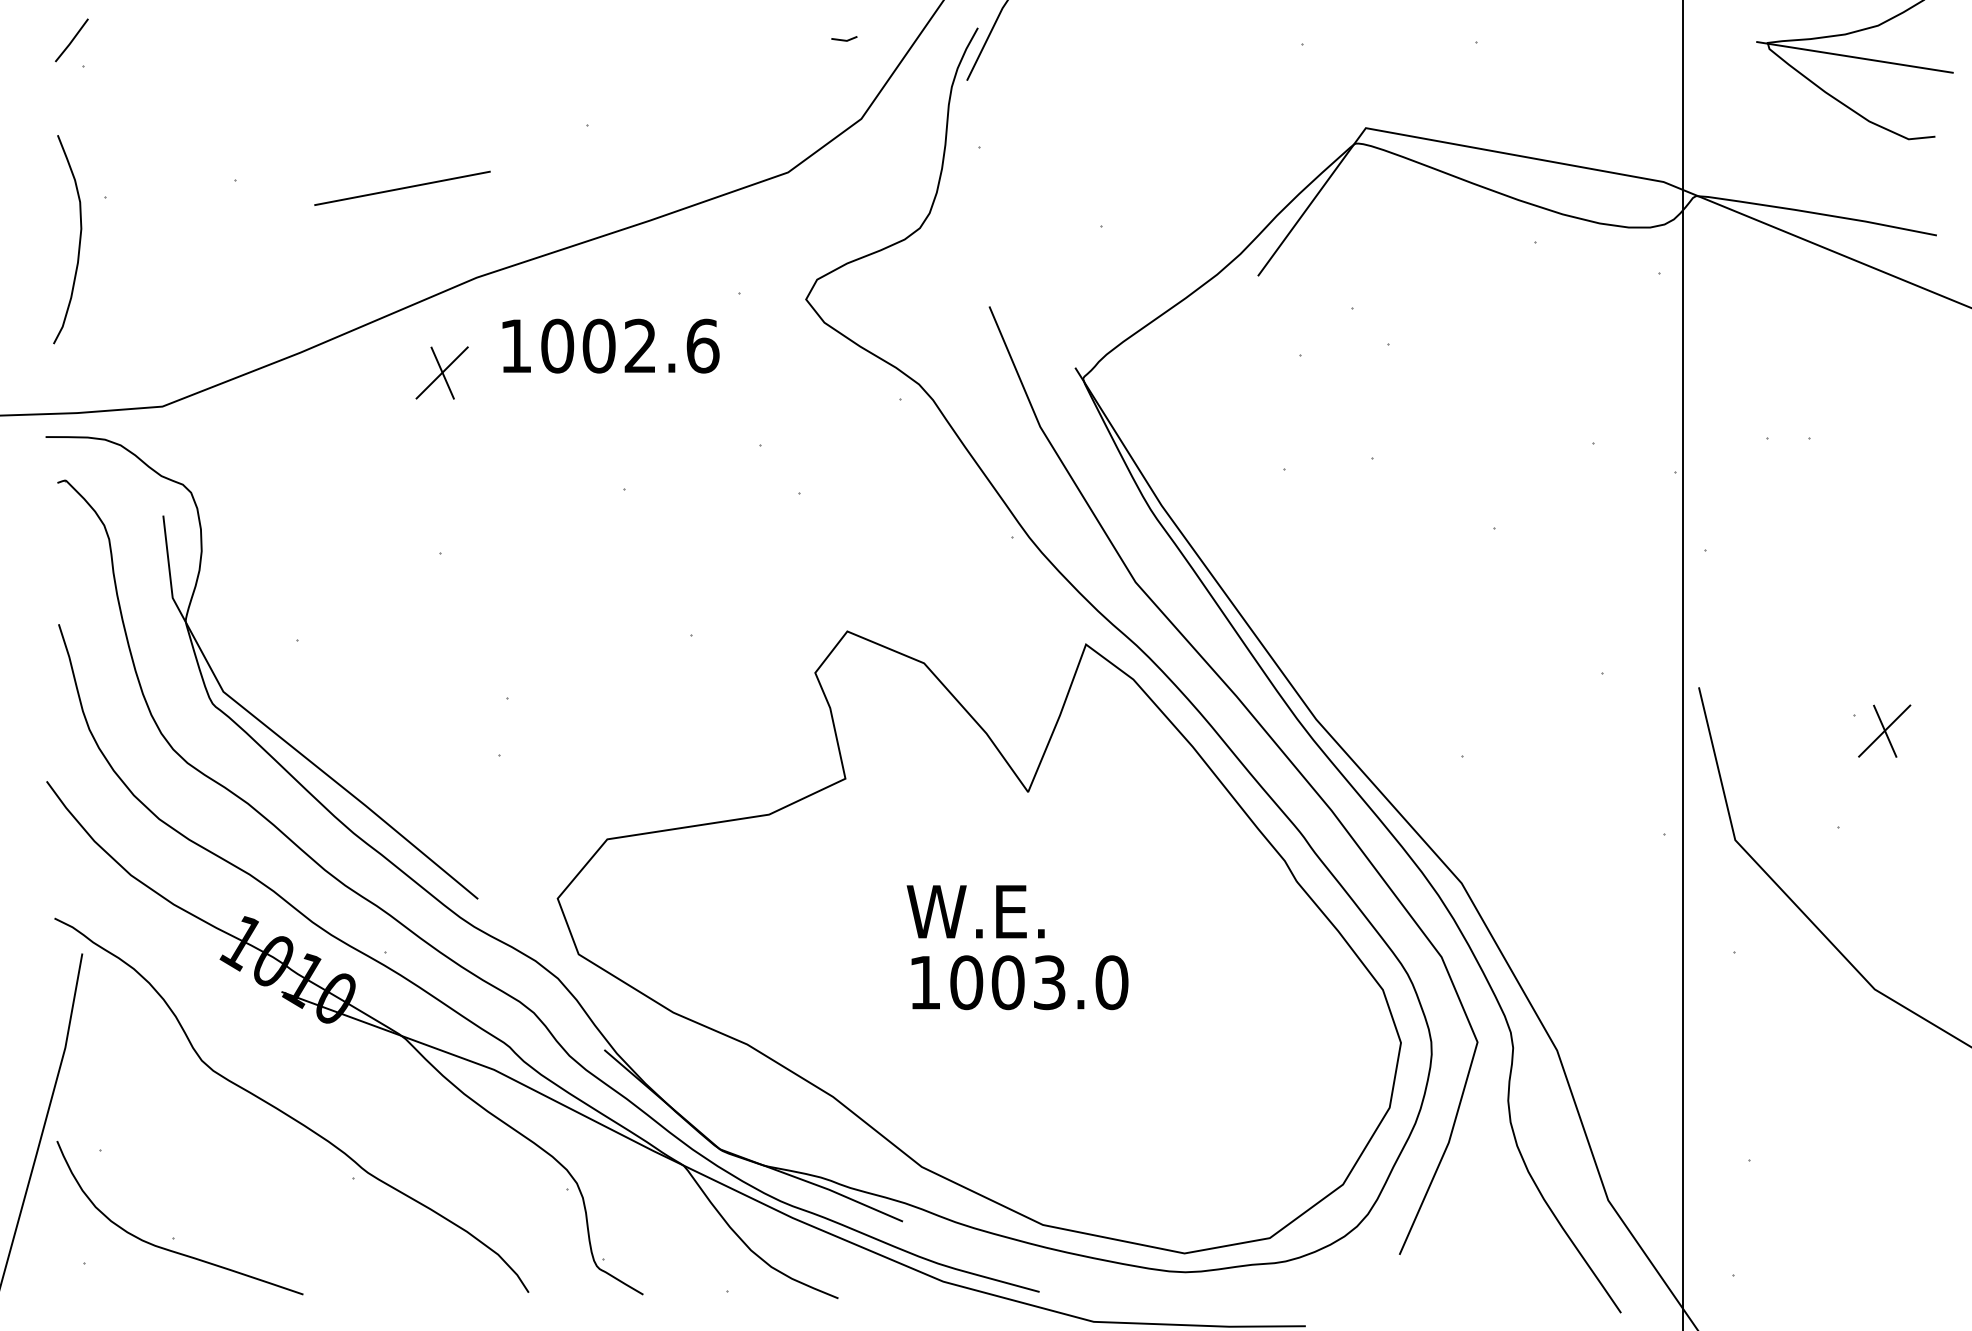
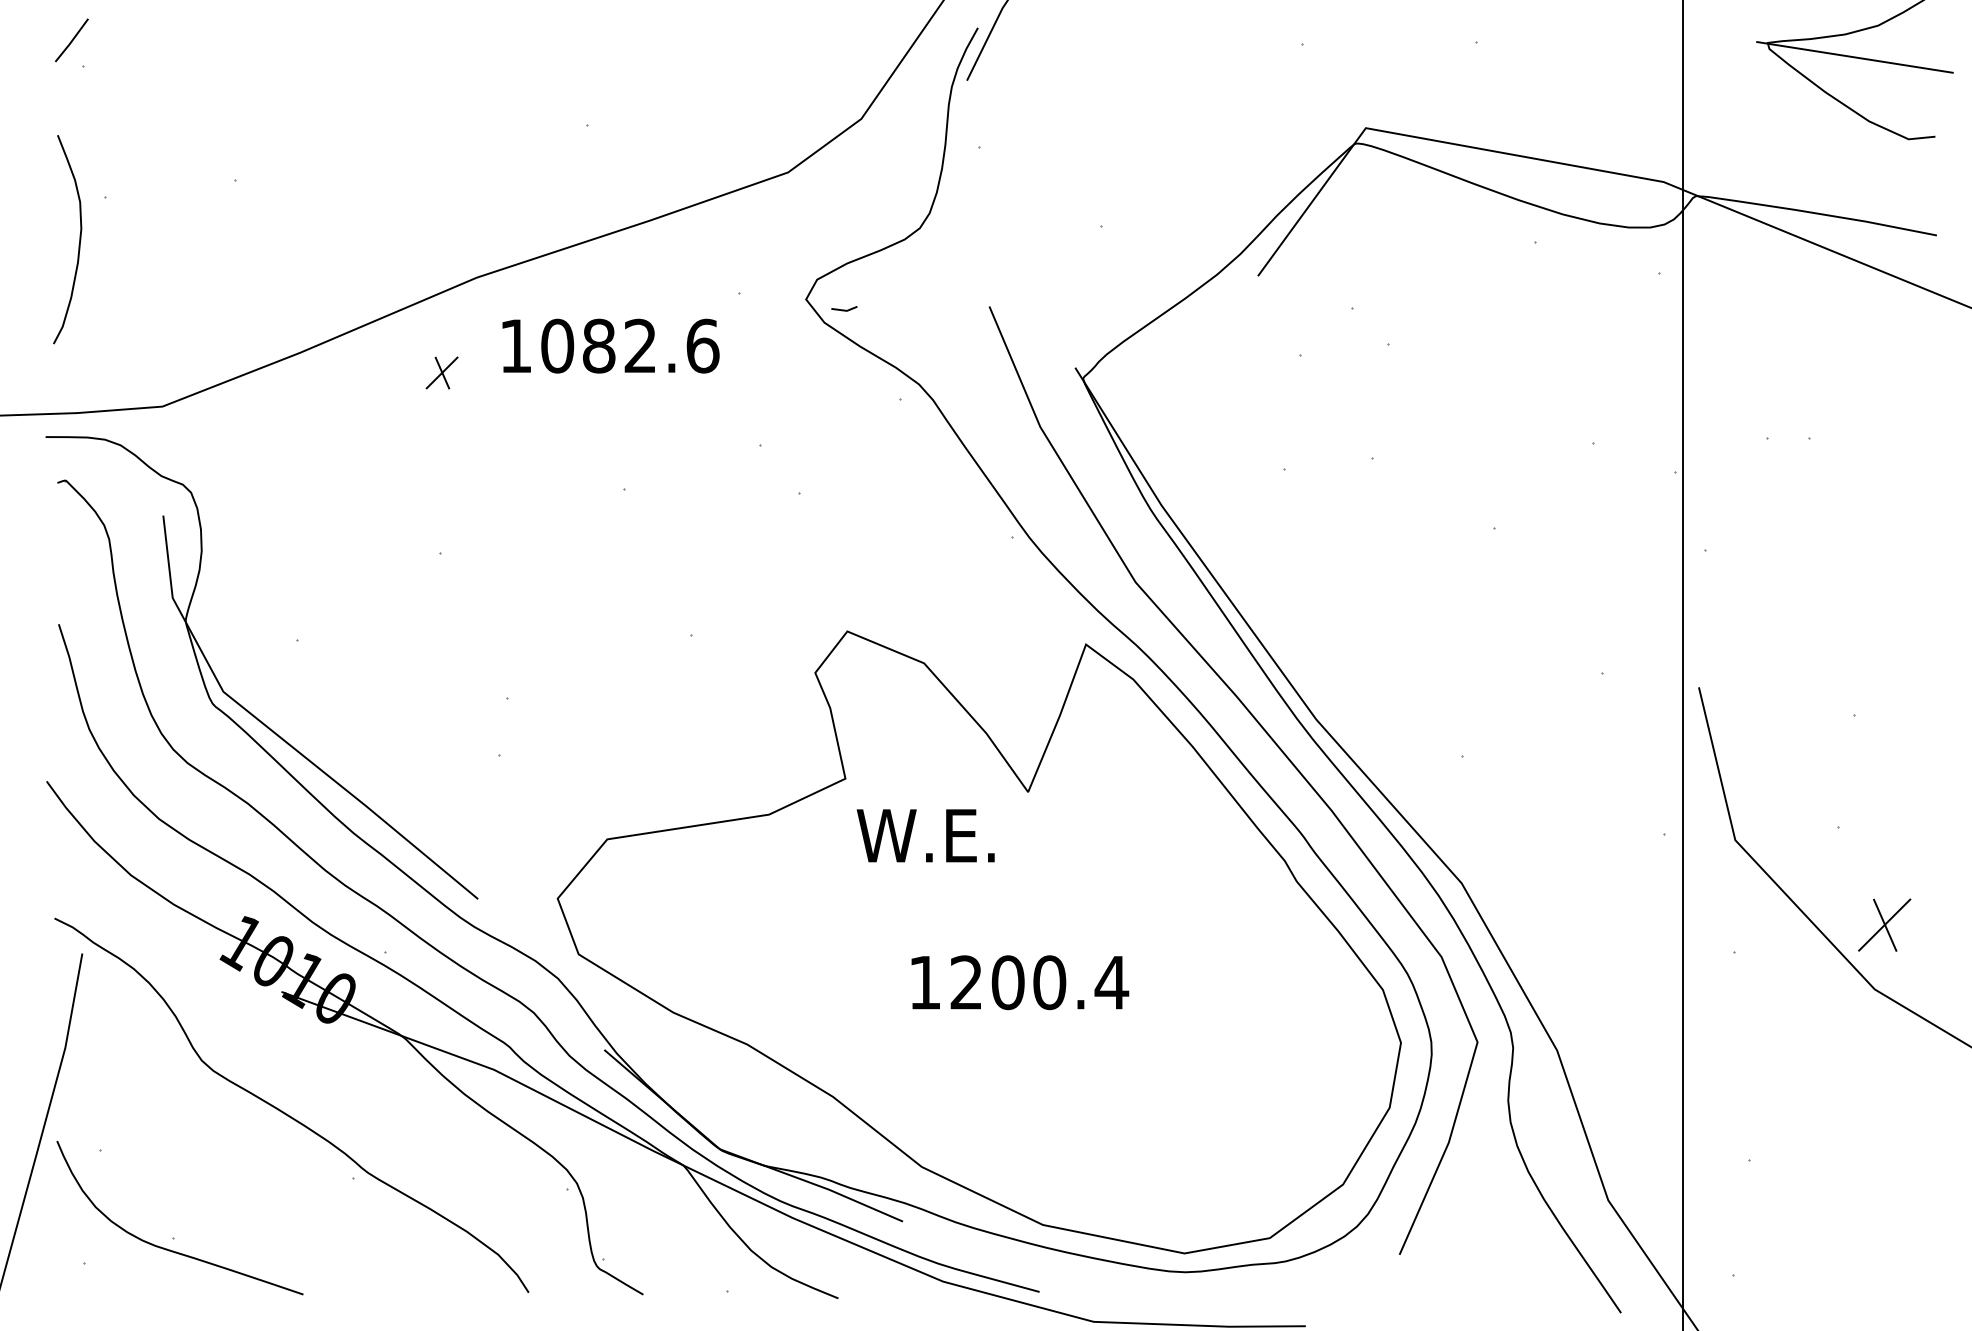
line position: (844, 39) -> (844, 309) (844, 309)
line: present -> none (402, 187)
text: 1002.6 -> 1082.6 (598, 346)
part size: 54x54 px -> 34x34 px (441, 372)
part position: (1884, 730) -> (1884, 924) (1884, 924)
text position: (975, 911) -> (925, 835) (925, 835)
text: 1003.0 -> 1200.4 (1039, 982)
